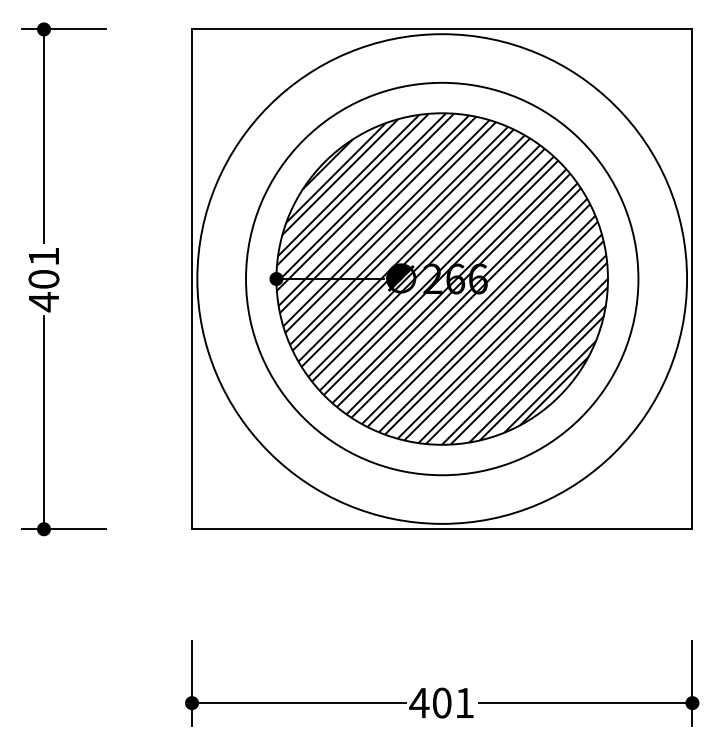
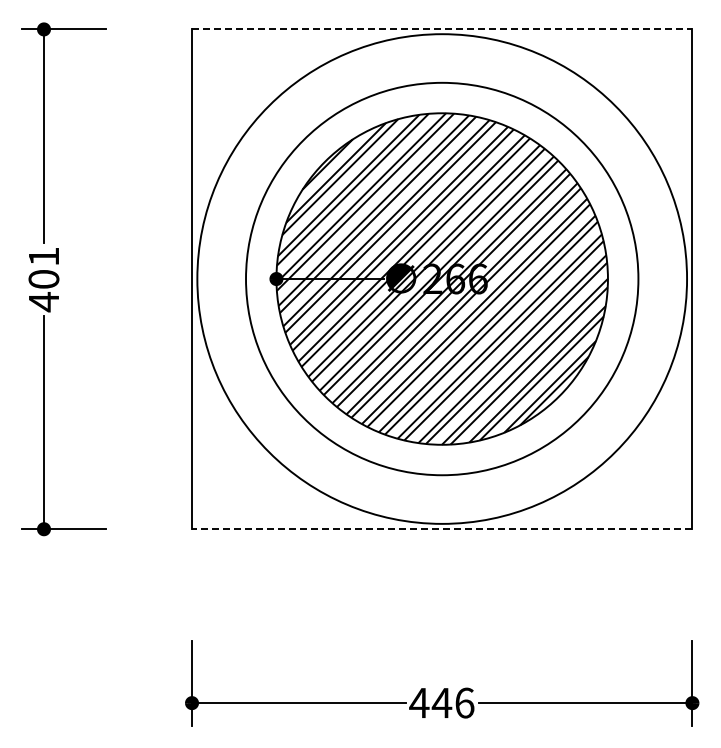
line: solid -> dashed (442, 29)
line: solid -> dashed (441, 529)
text: 401 -> 446 (452, 702)
